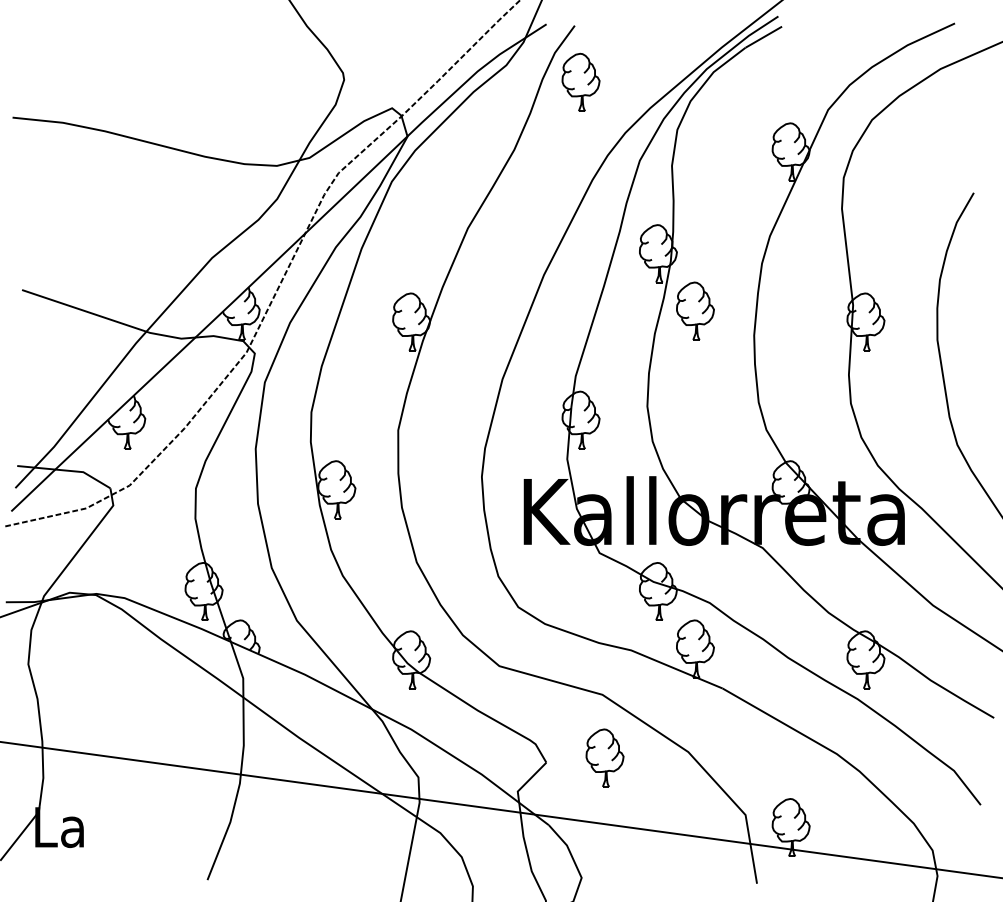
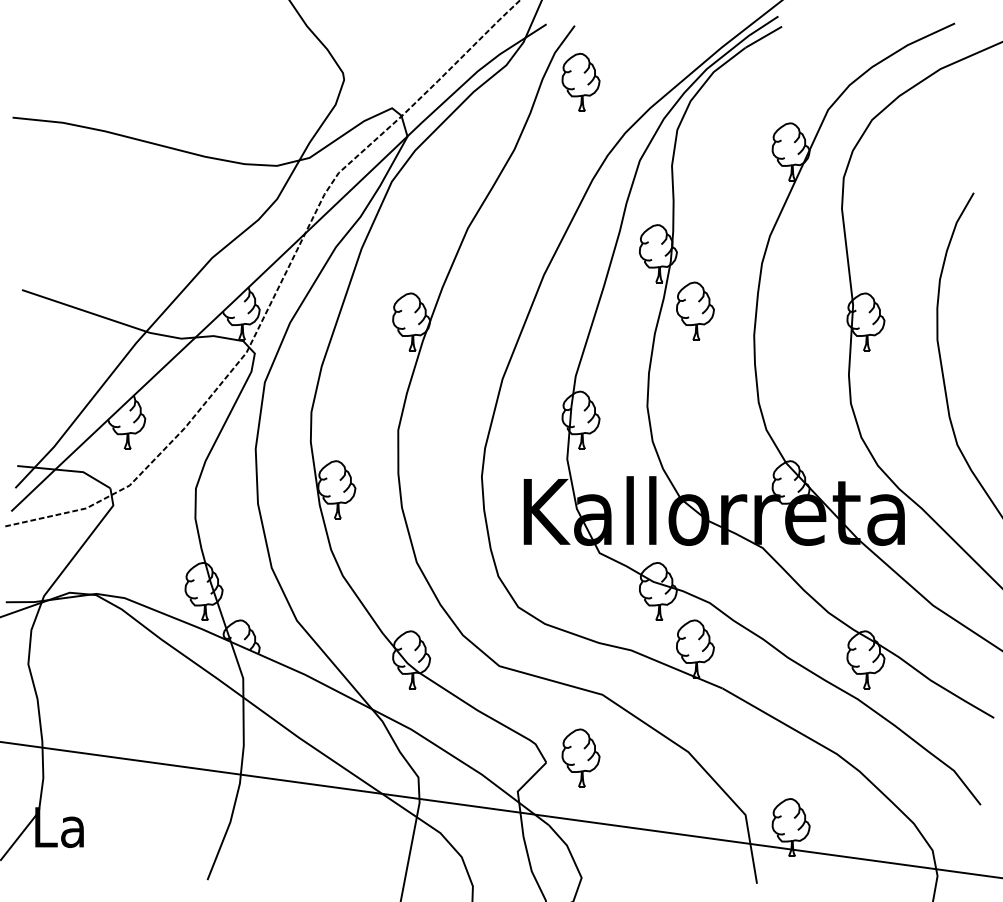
part position: (604, 757) -> (580, 757) (580, 757)
